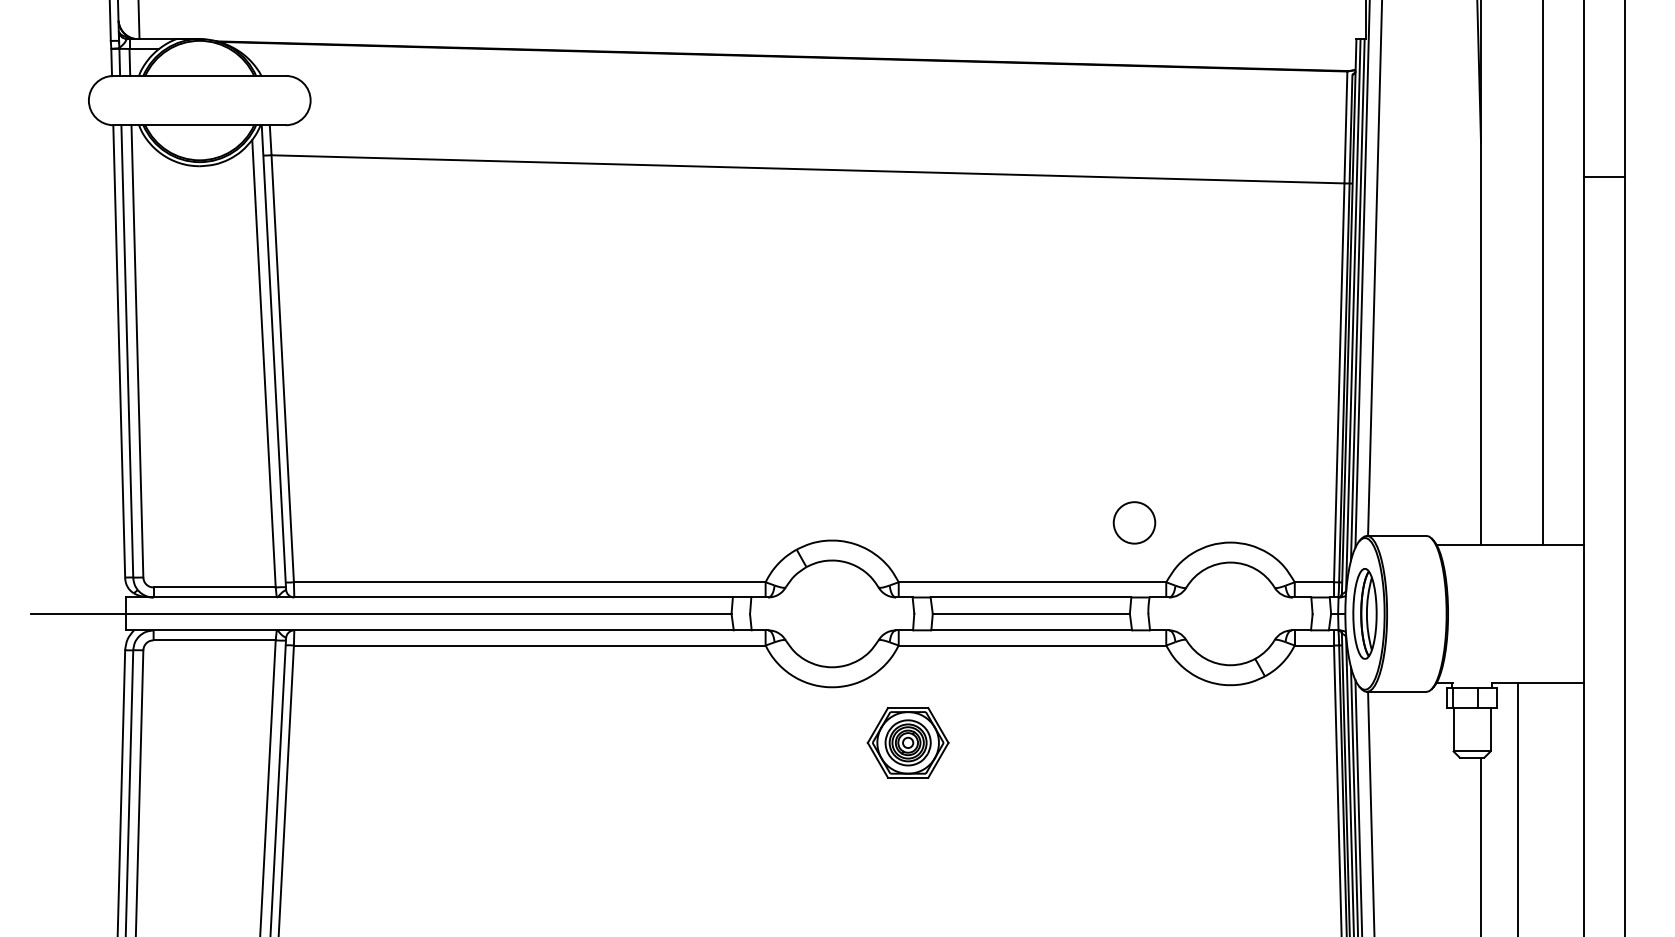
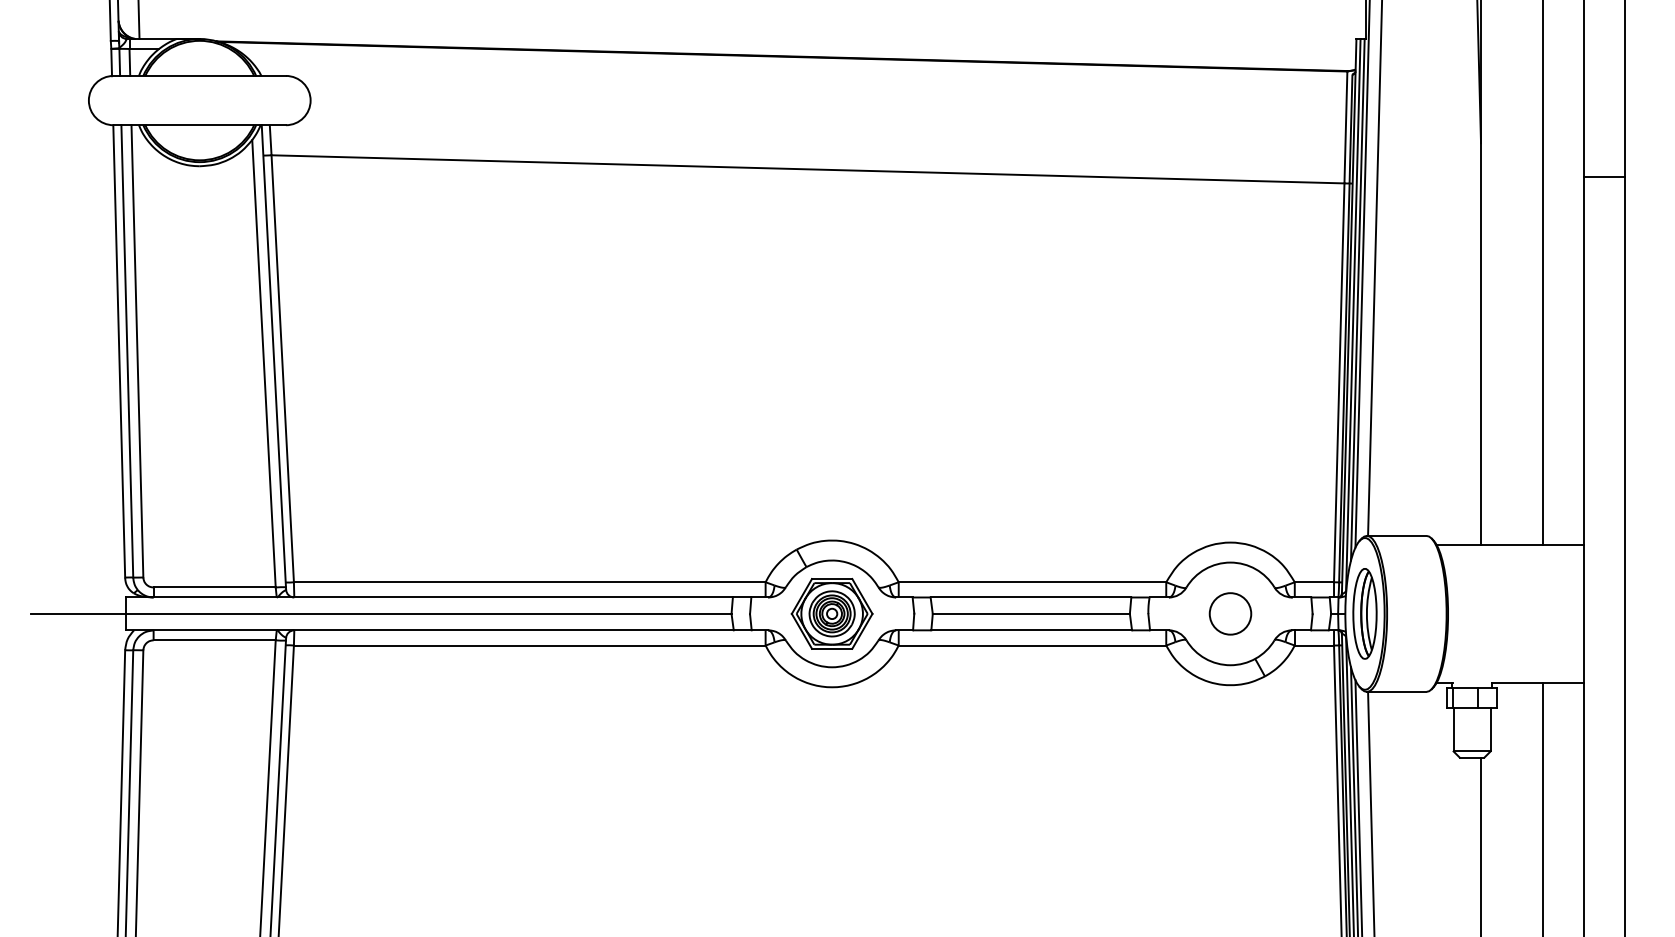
circle position: (1134, 522) -> (1230, 613) (1230, 613)
part position: (907, 742) -> (831, 613) (831, 613)
line position: (1517, 808) -> (1542, 808) (1542, 808)
